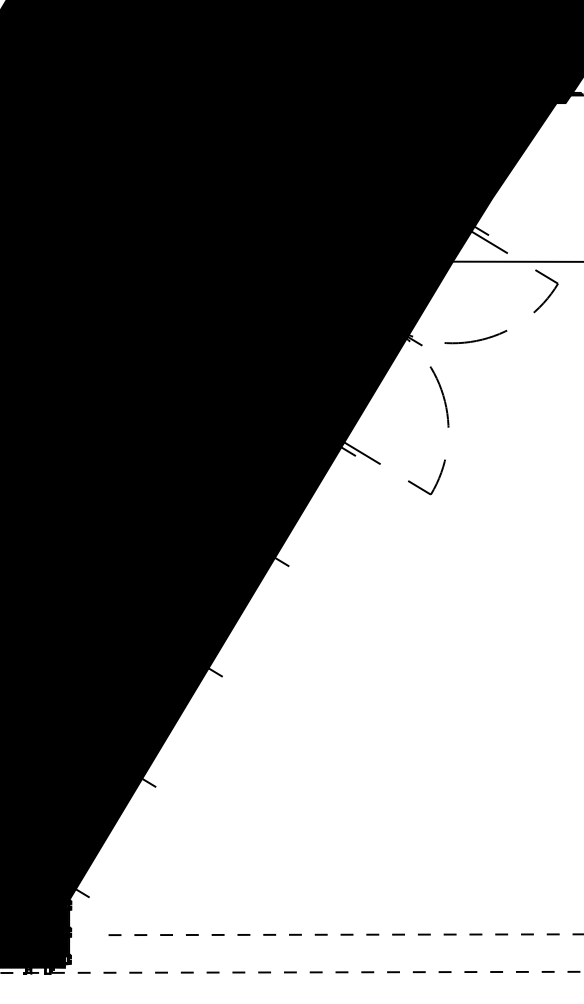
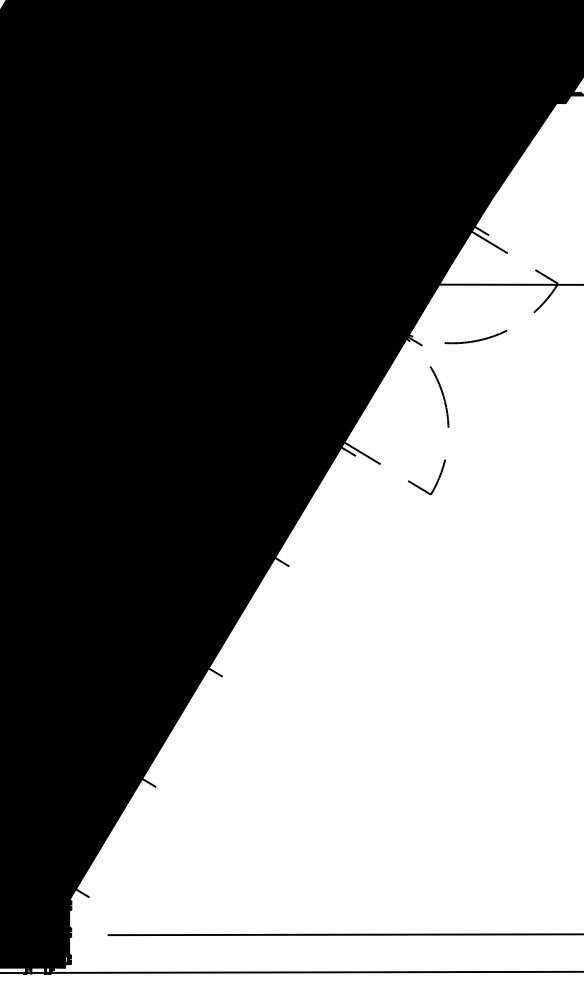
line position: (508, 261) -> (508, 284) (508, 284)
line: dashed -> solid (346, 934)
line: dashed -> solid (292, 972)
